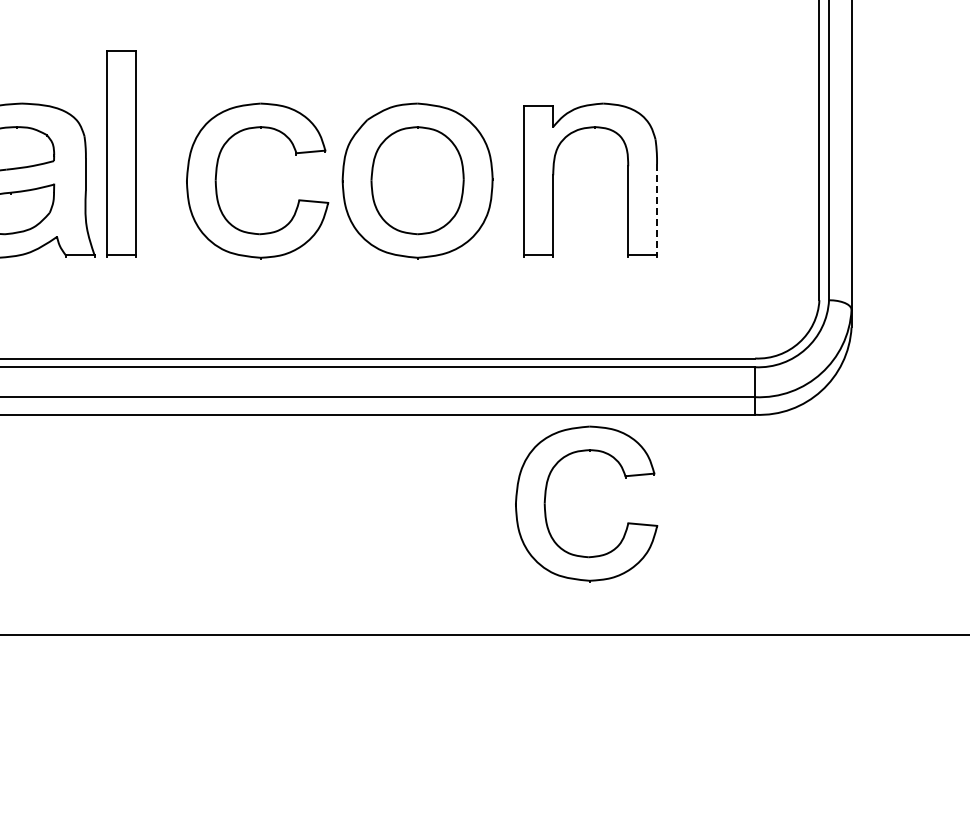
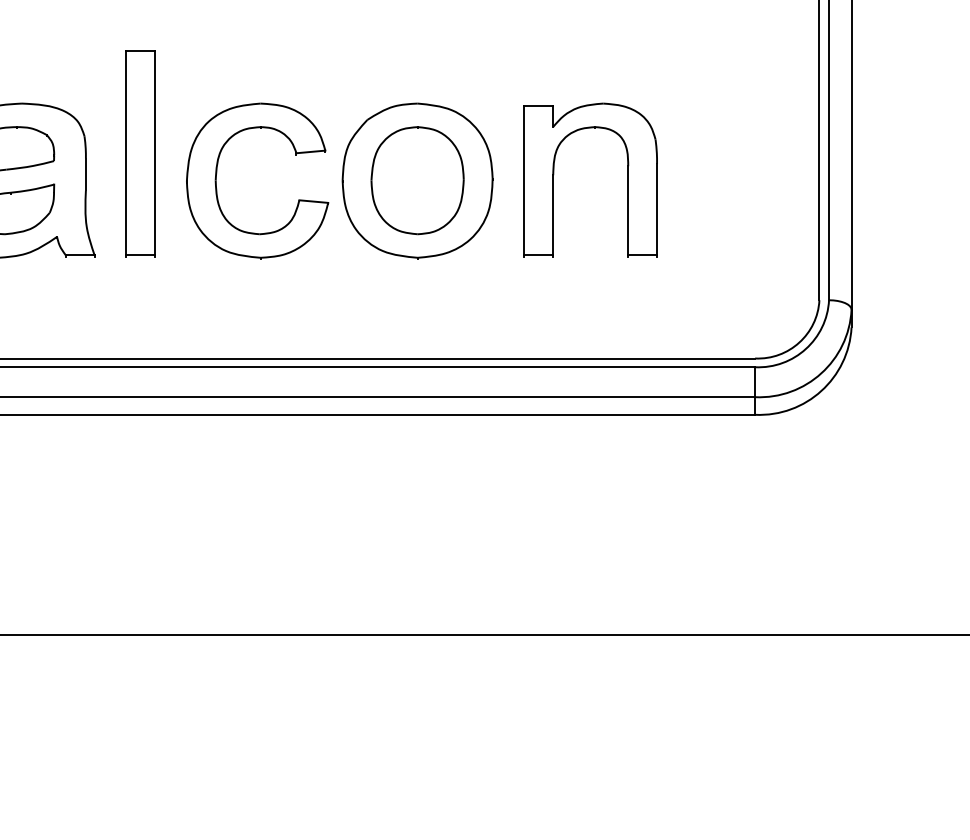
part position: (121, 153) -> (140, 153) (140, 153)
line: dashed -> solid (657, 209)
part: present -> none (546, 496)
